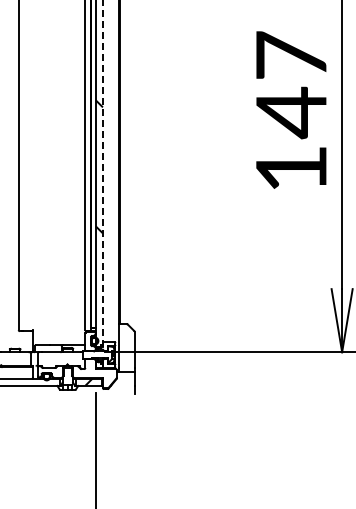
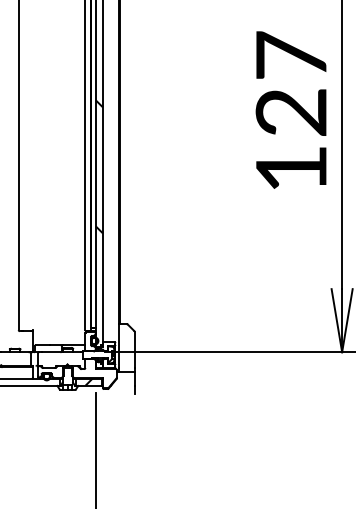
text: 147 -> 127 (290, 112)
line: dashed -> solid (102, 173)
